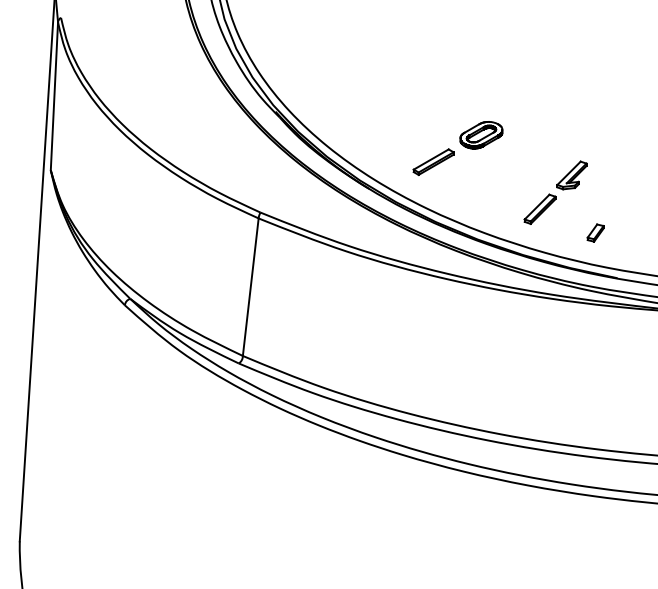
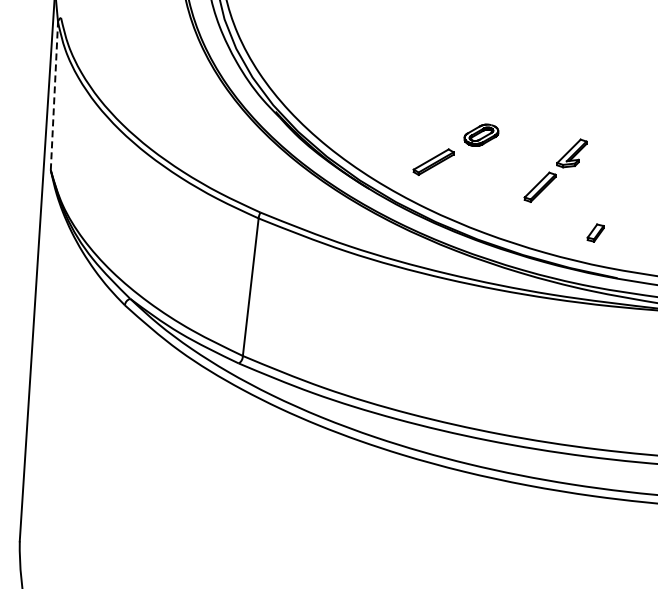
line: solid -> dashed (54, 95)
part size: 45x29 px -> 37x24 px (481, 134)
part position: (555, 192) -> (555, 170) (555, 170)
